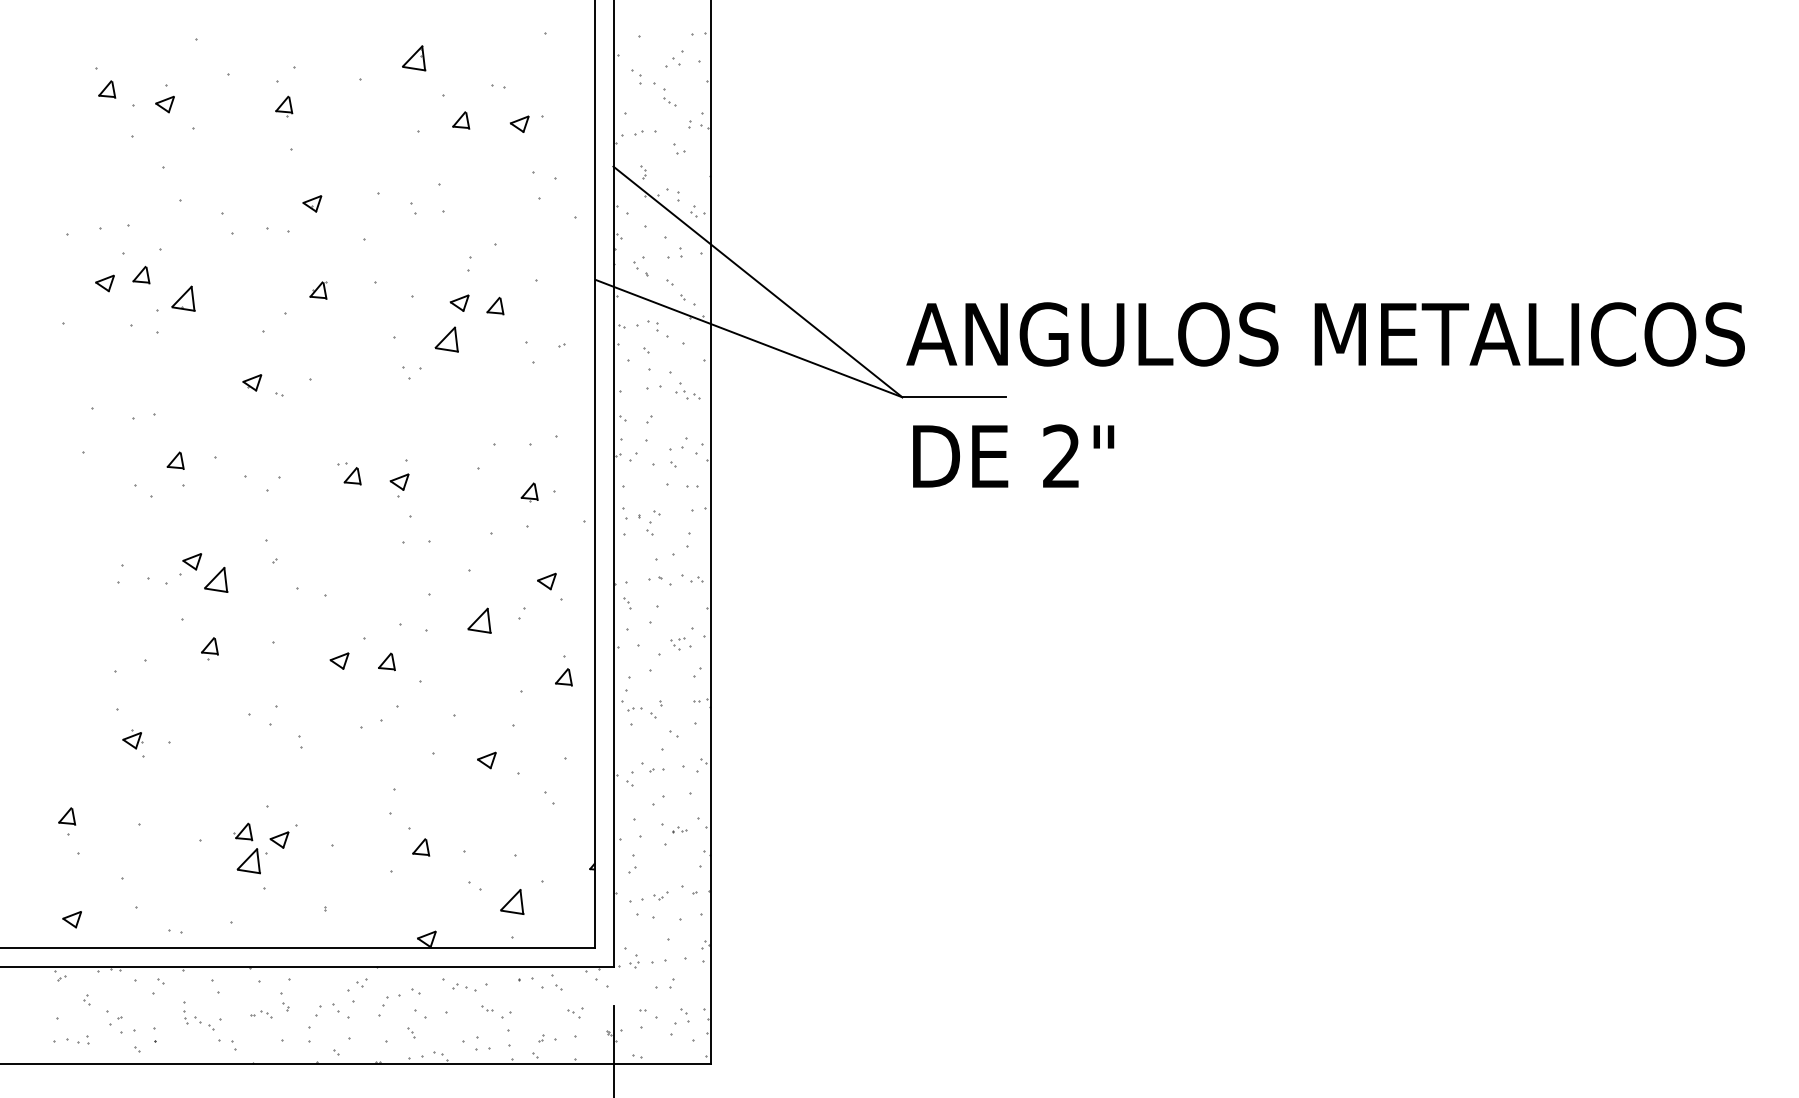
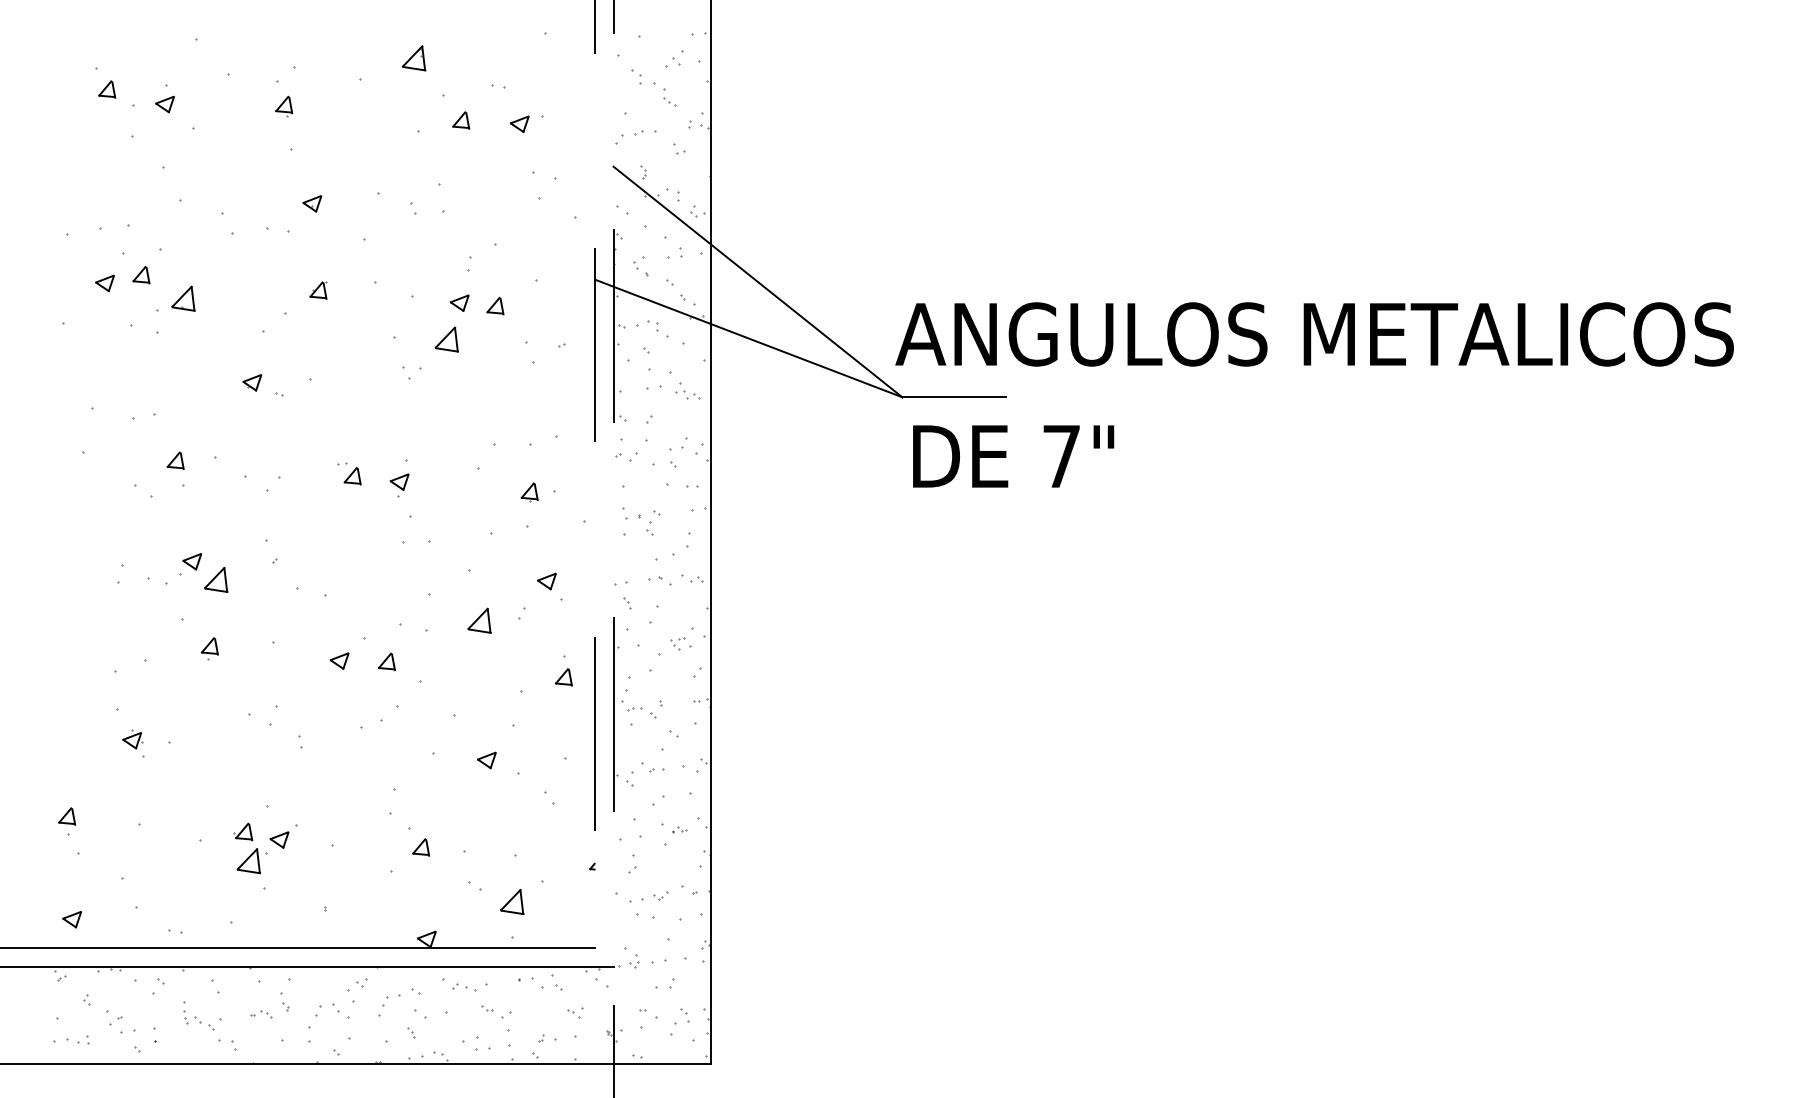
text position: (1325, 334) -> (1314, 334) (1314, 334)
text: 2" -> 7" (1061, 455)
line: solid -> dashed (594, 474)
line: solid -> dashed (614, 484)
